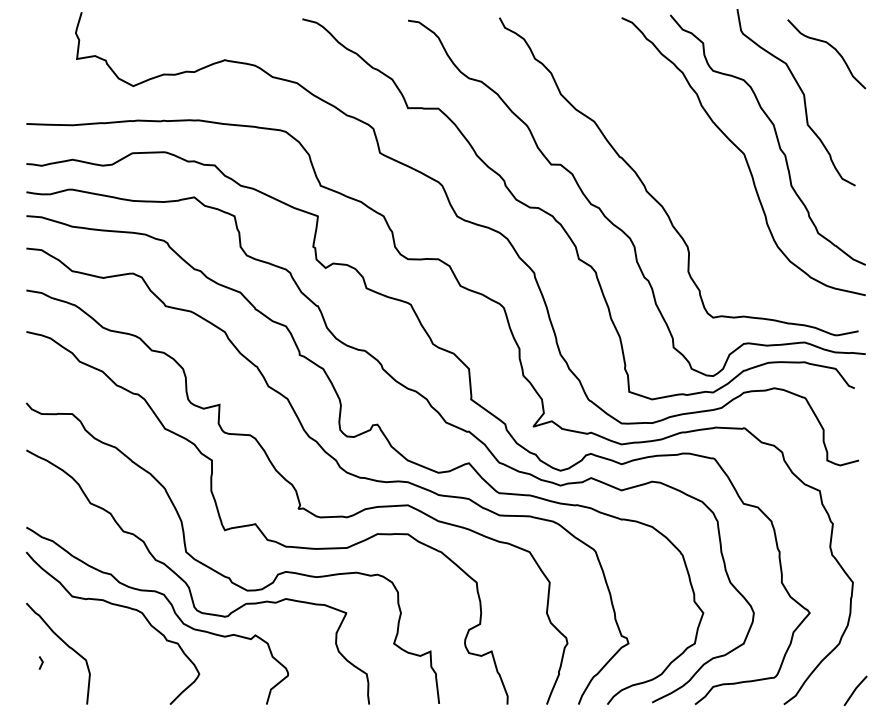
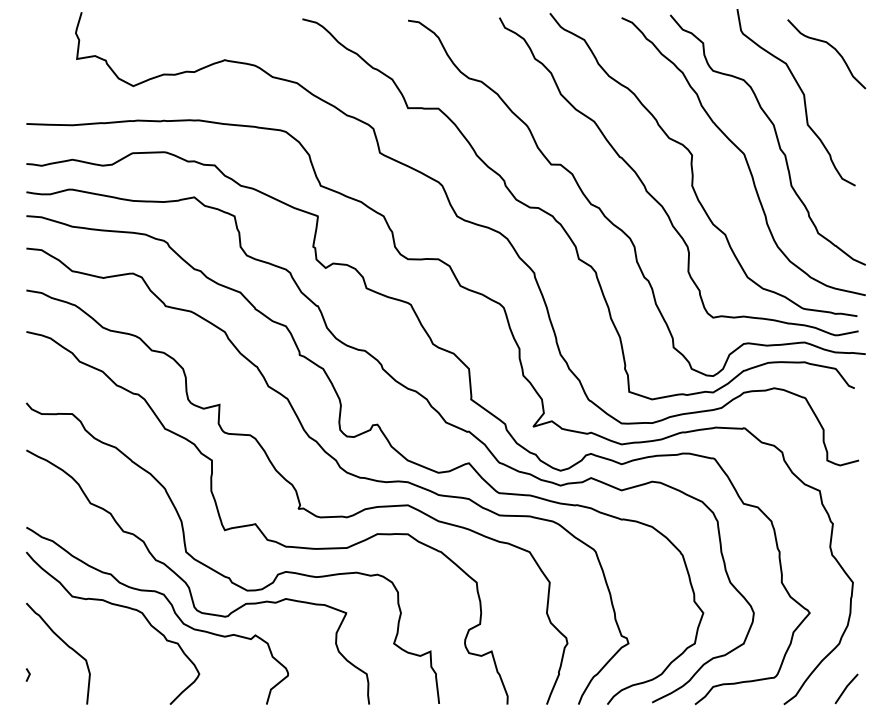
curve: none -> present (692, 164)
line position: (41, 662) -> (28, 674) (28, 674)
line position: (855, 690) -> (846, 688) (846, 688)
